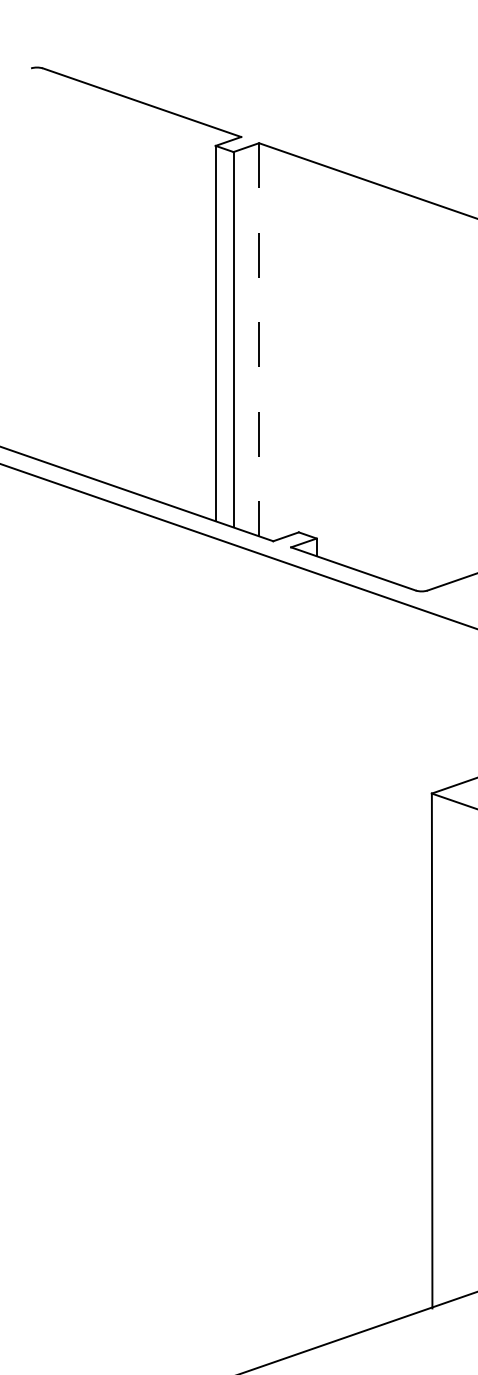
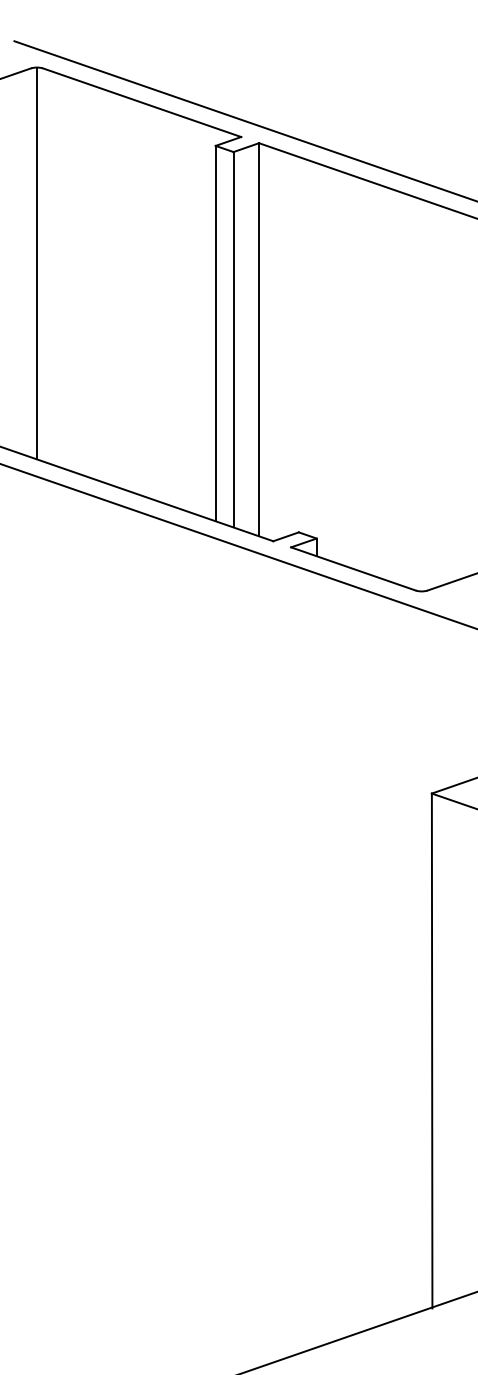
line: none -> present (16, 73)
line: none -> present (244, 120)
line: none -> present (37, 263)
line: dashed -> solid (259, 339)
